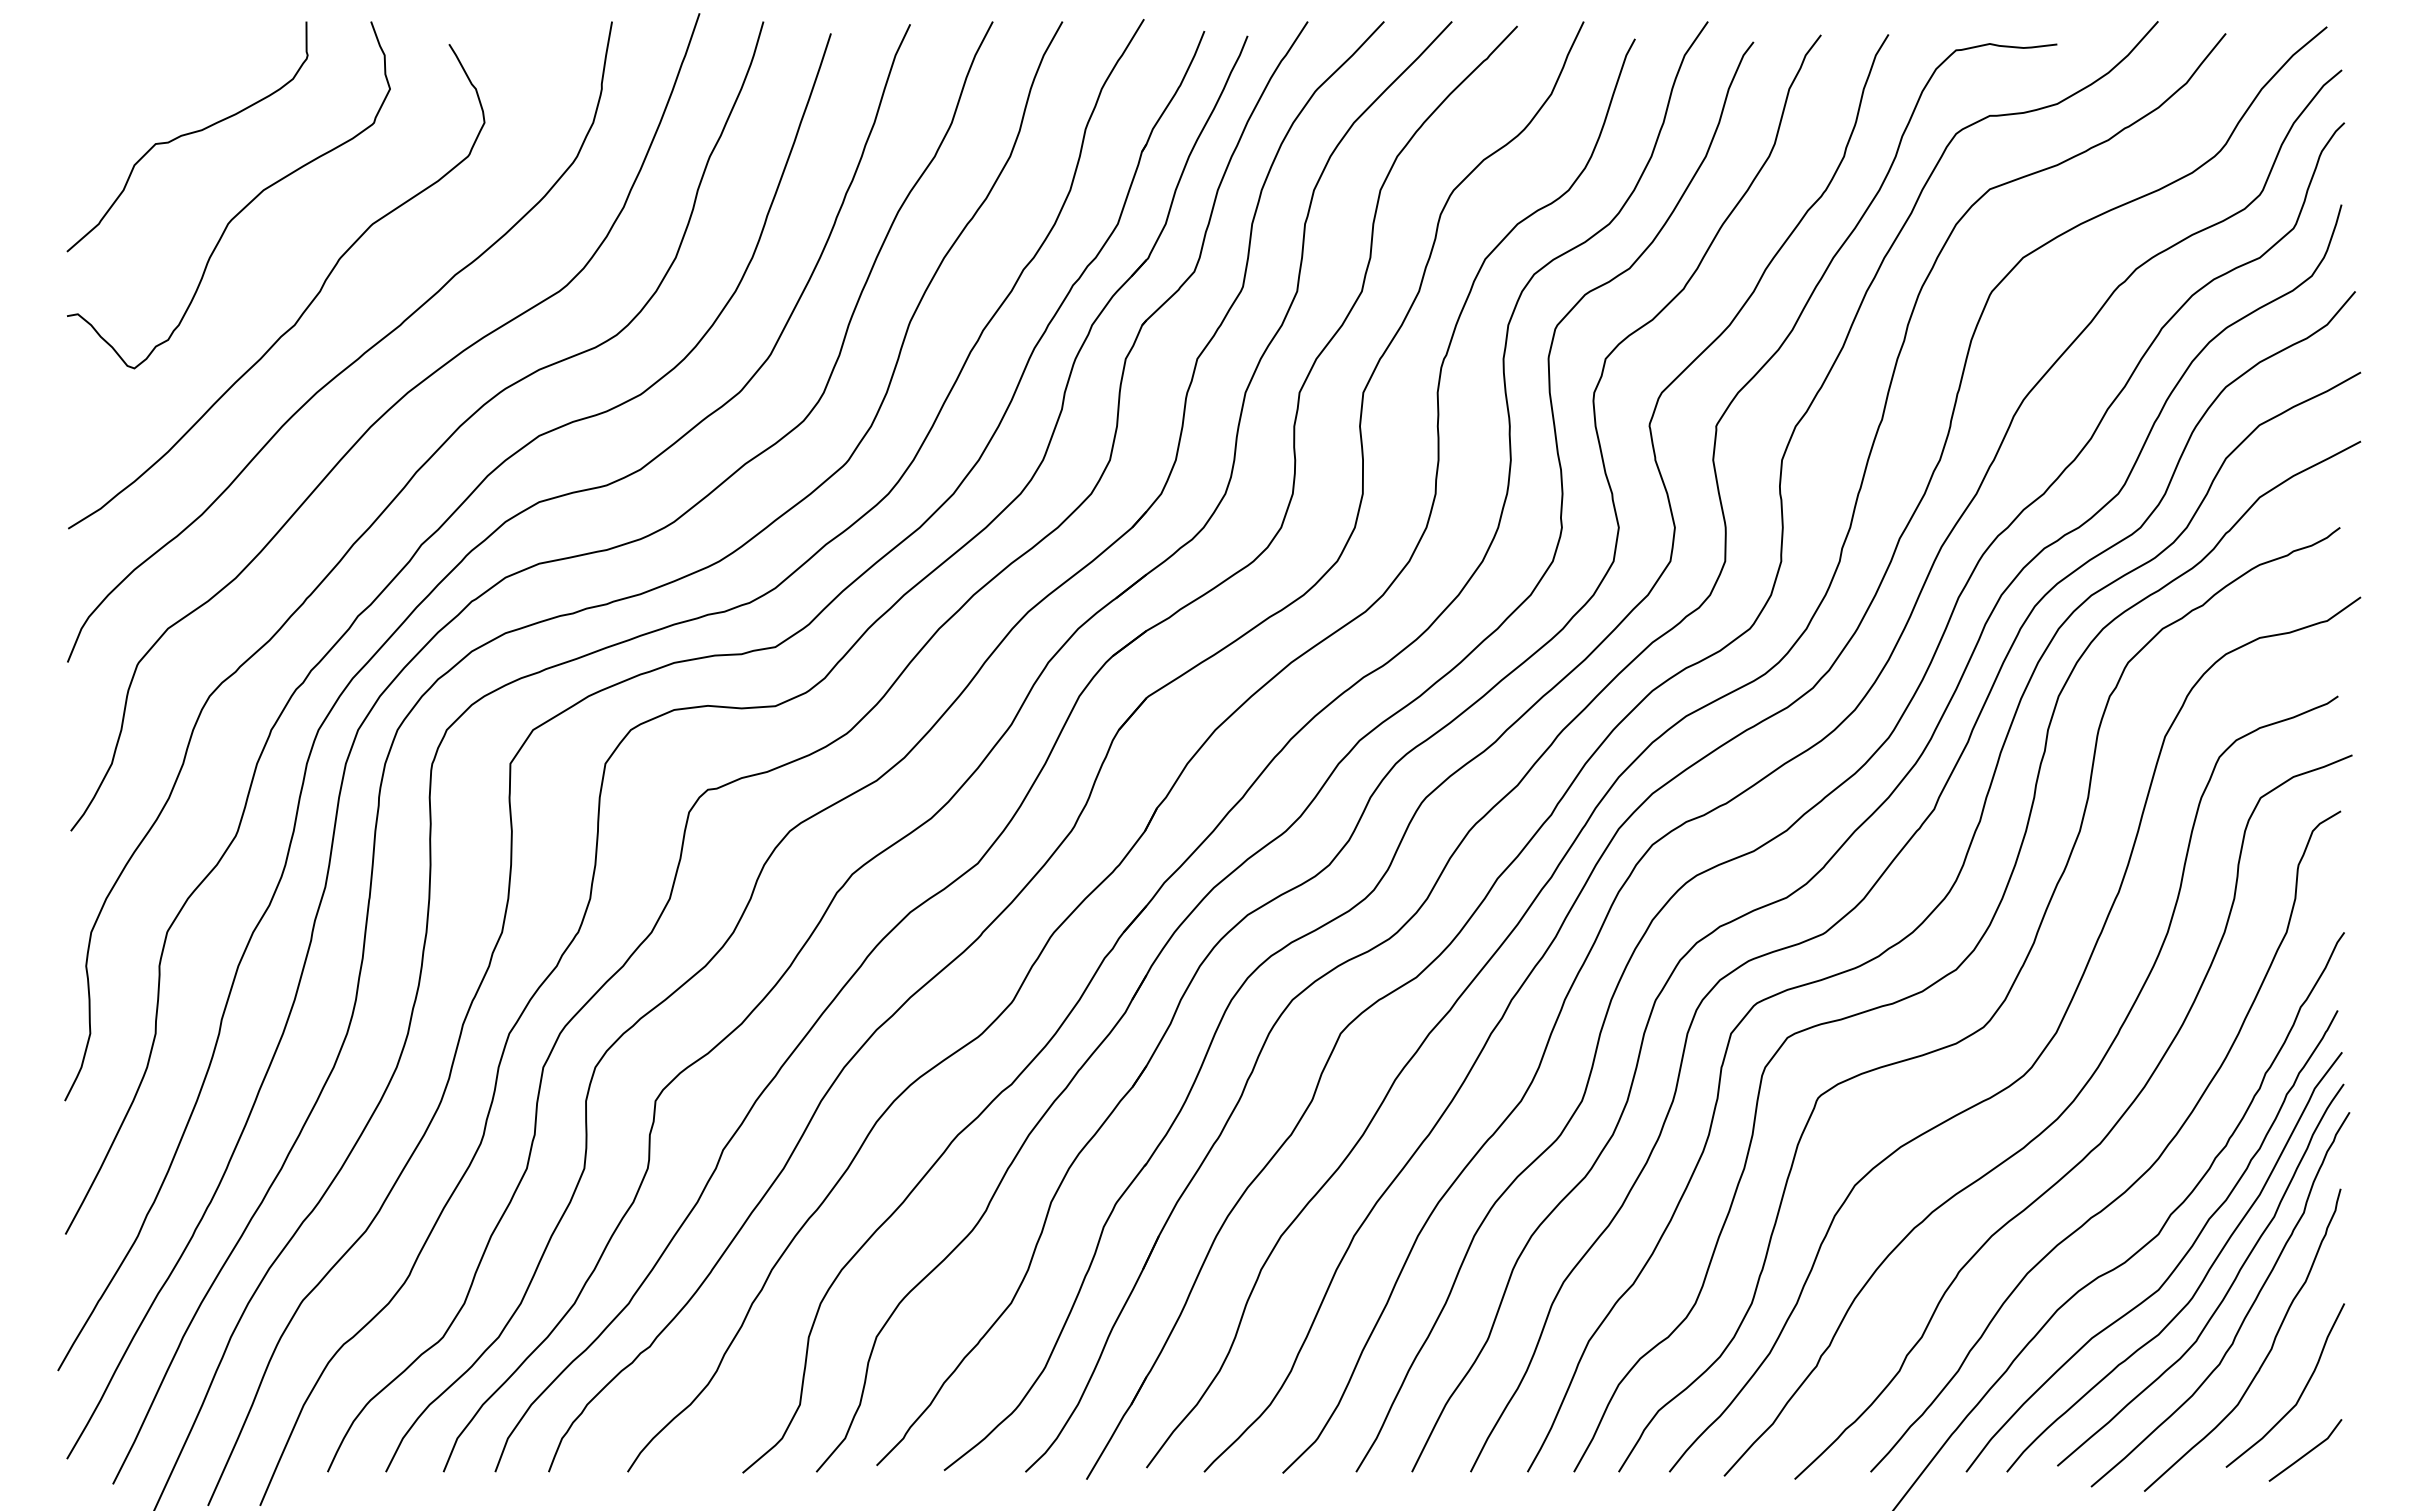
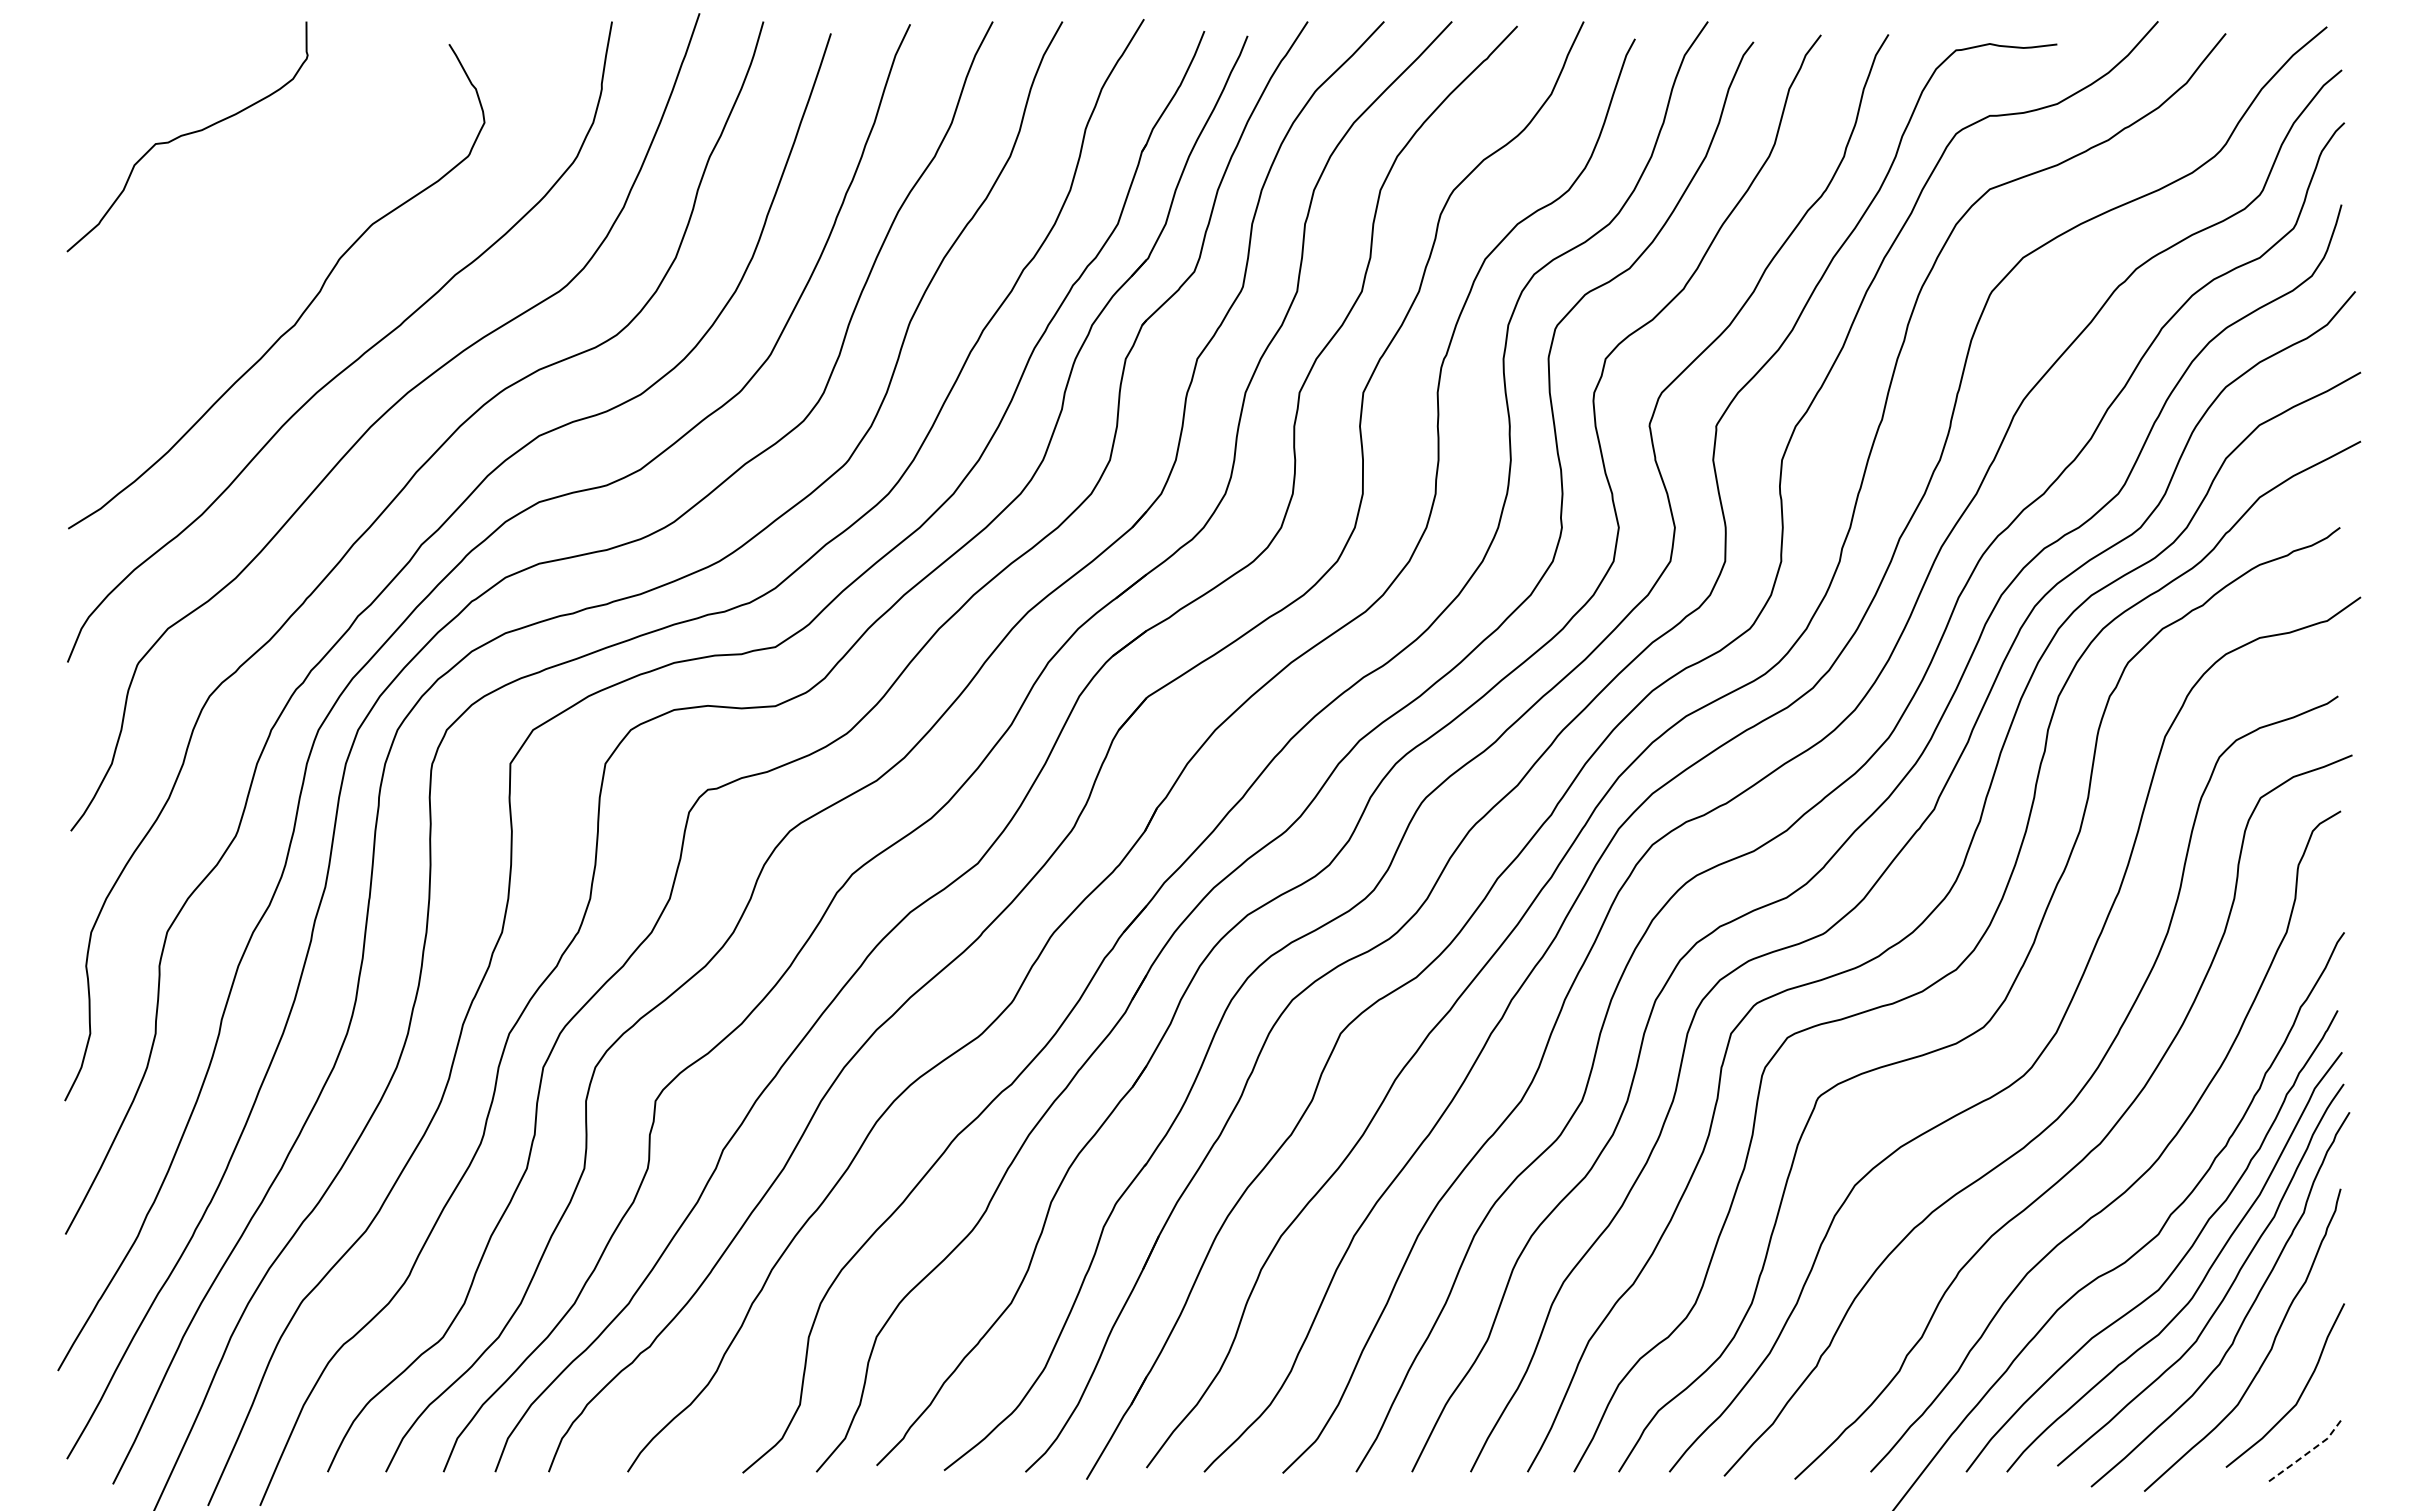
curve: present -> none (242, 208)
line: solid -> dashed (2307, 1453)
